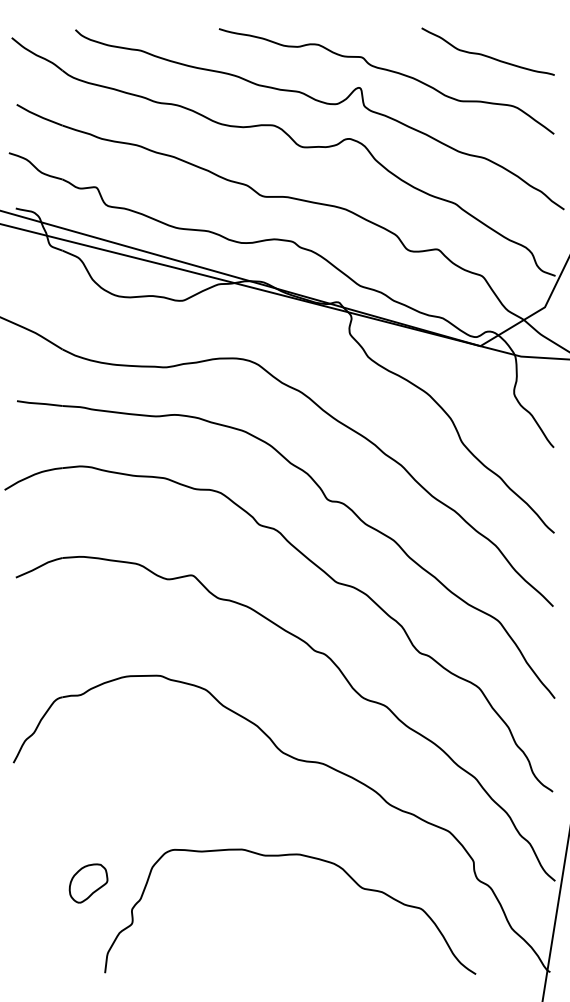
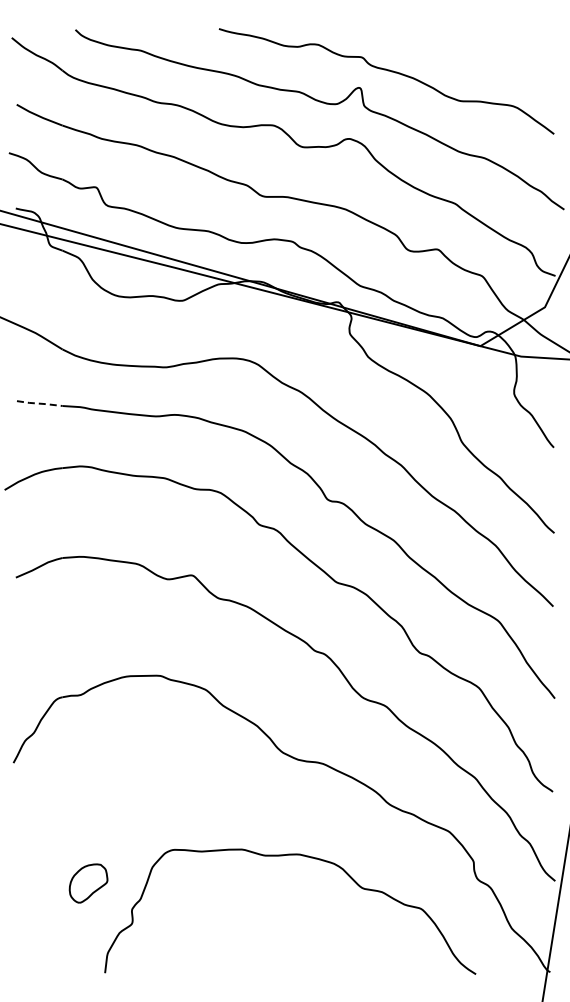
curve: present -> none (487, 55)
line: solid -> dashed (39, 403)
